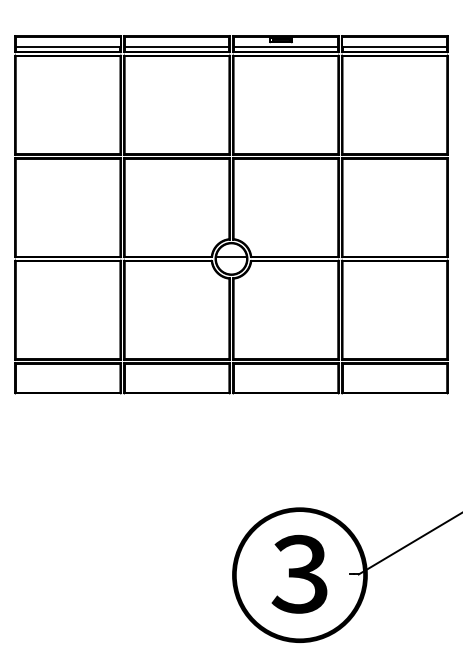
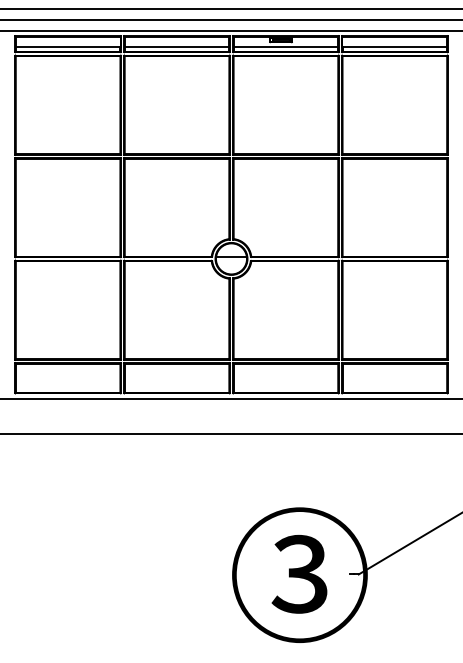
line: none -> present (230, 9)
line: none -> present (230, 19)
line: none -> present (230, 30)
line: none -> present (230, 398)
line: none -> present (230, 434)
